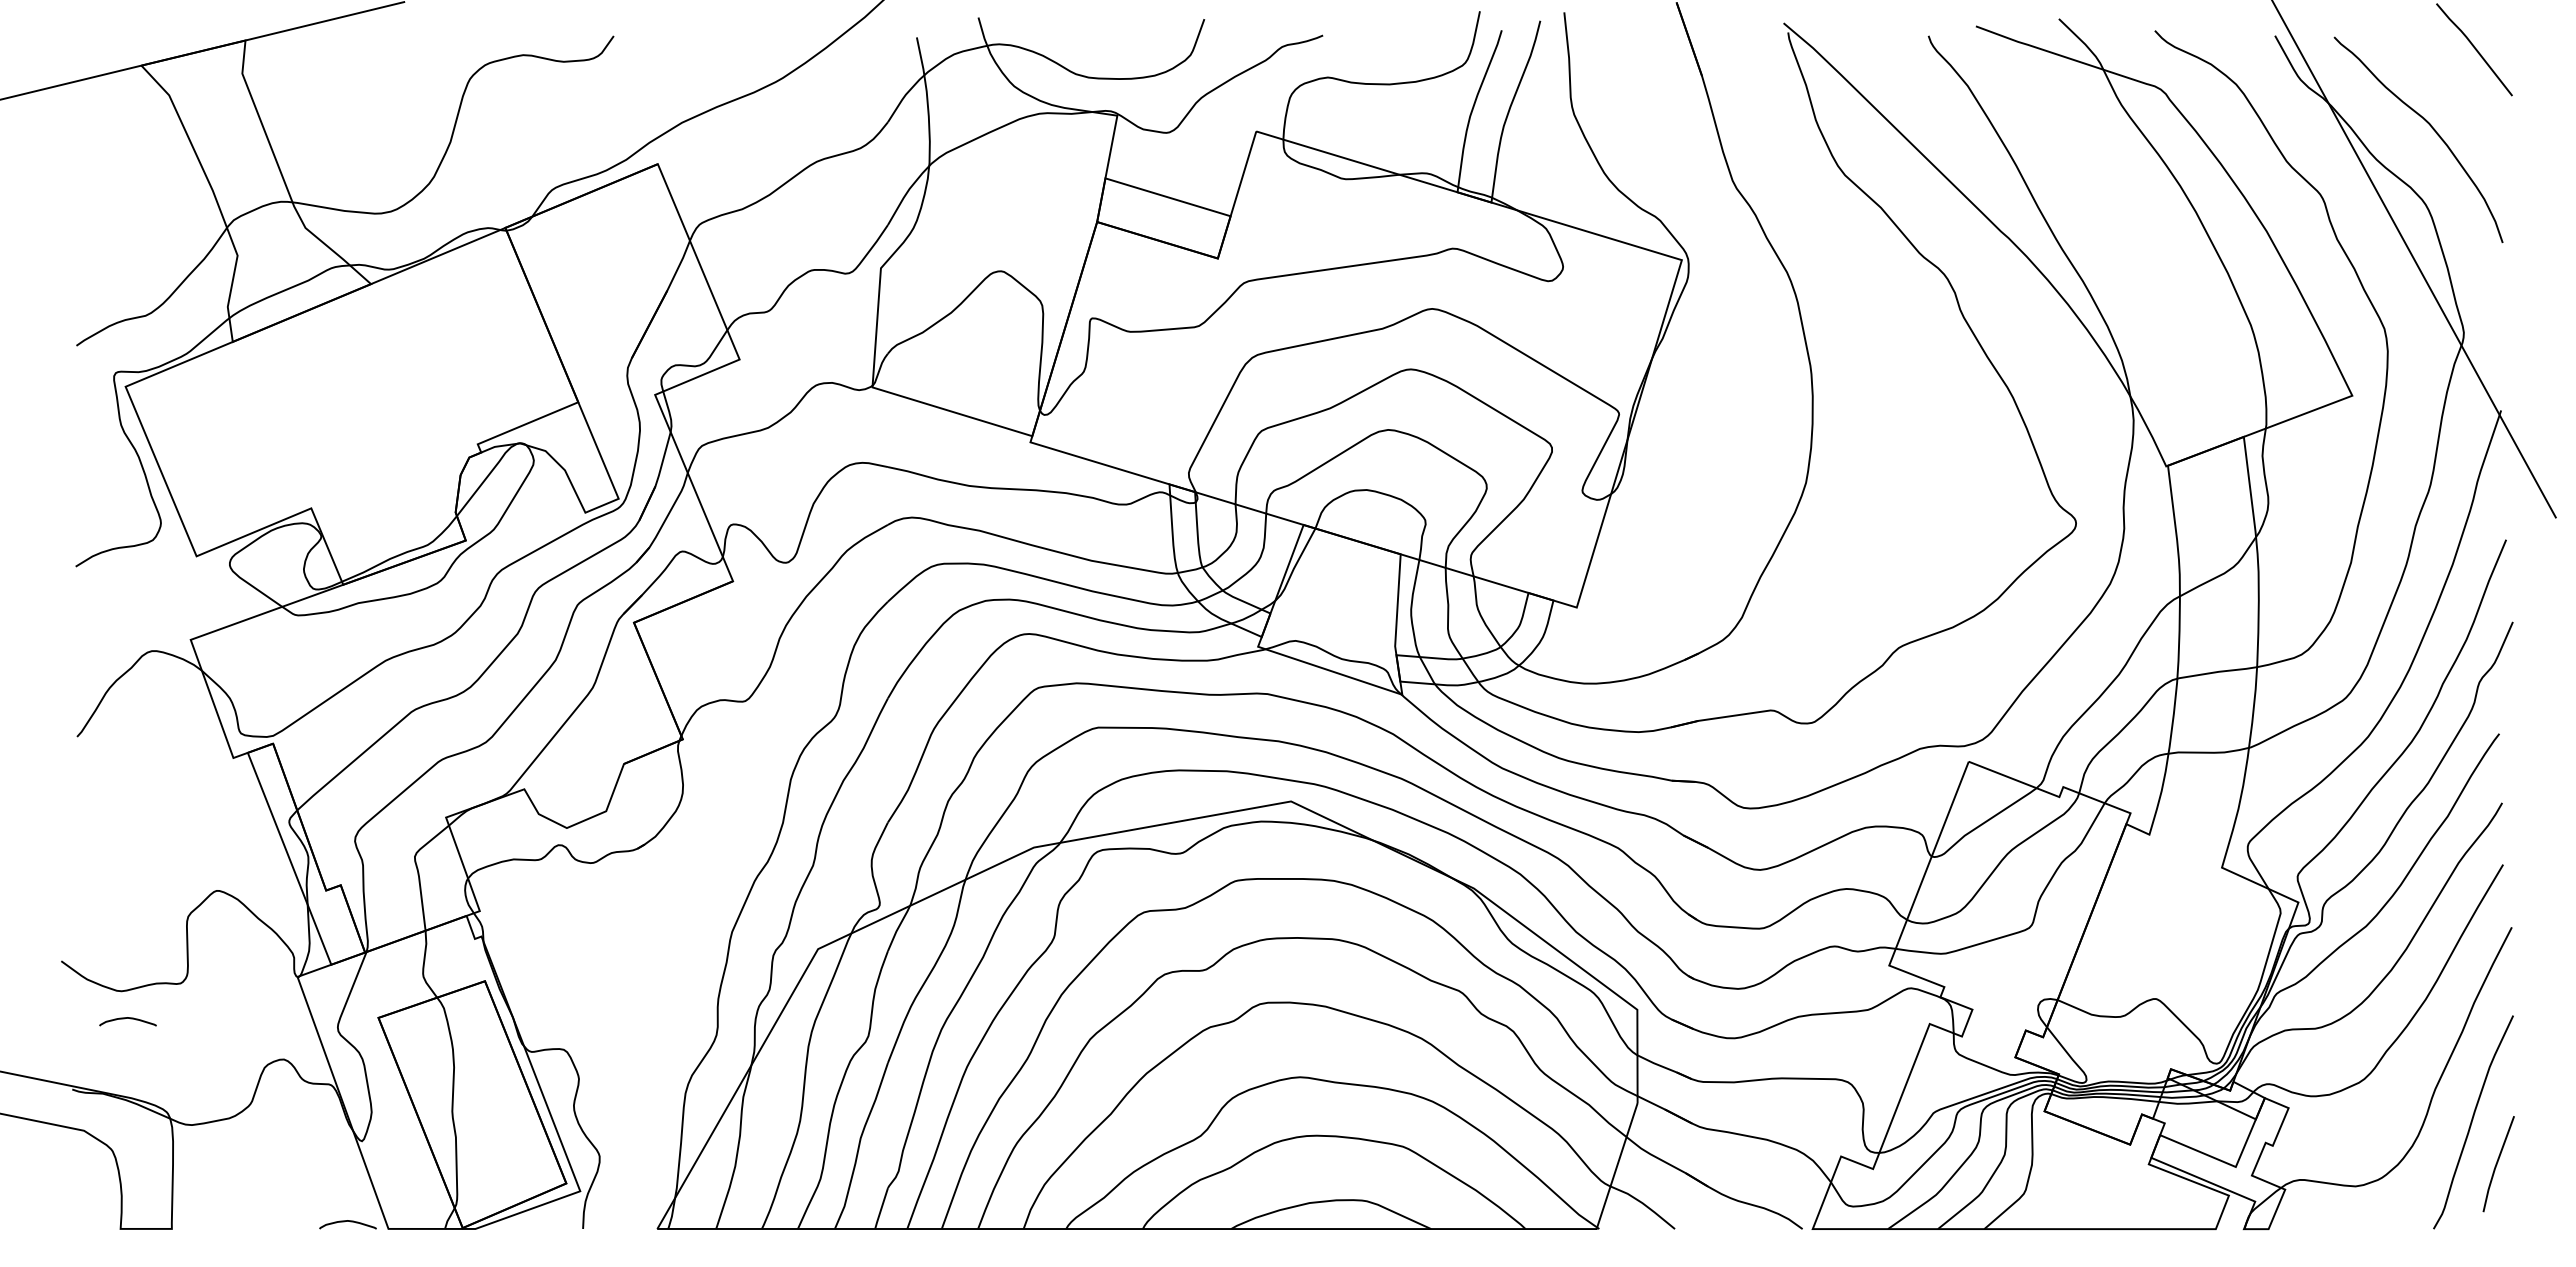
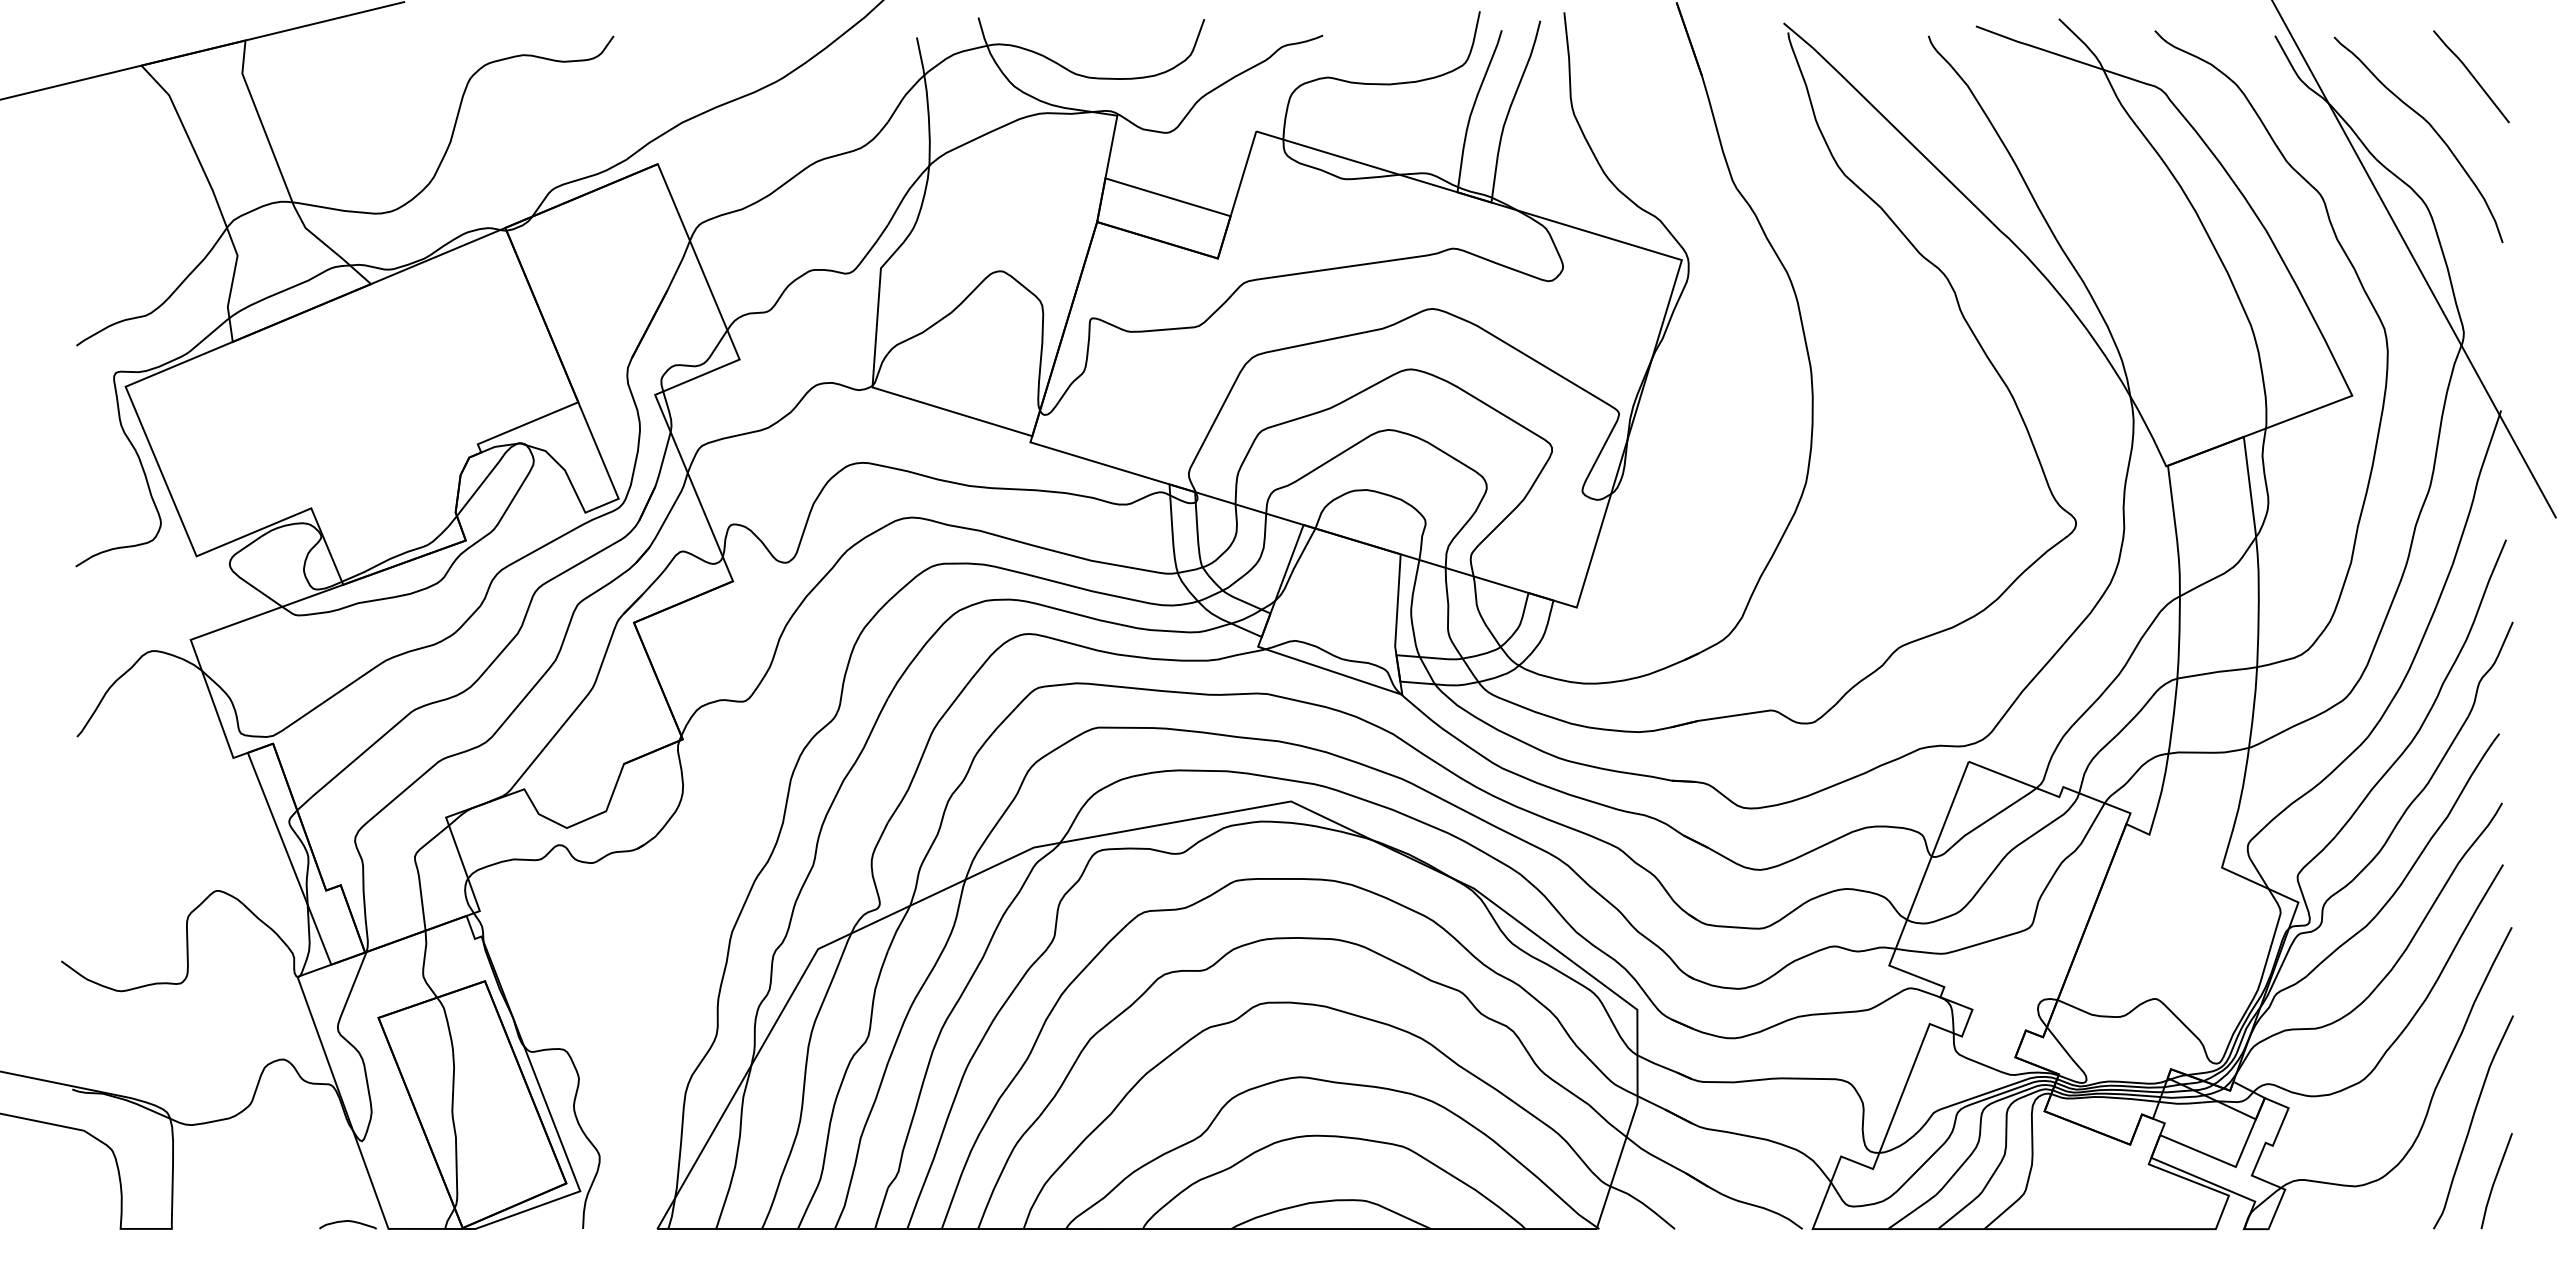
line position: (2474, 49) -> (2471, 76) (2471, 76)
curve: present -> none (127, 1018)
line position: (2497, 1164) -> (2495, 1181) (2495, 1181)
